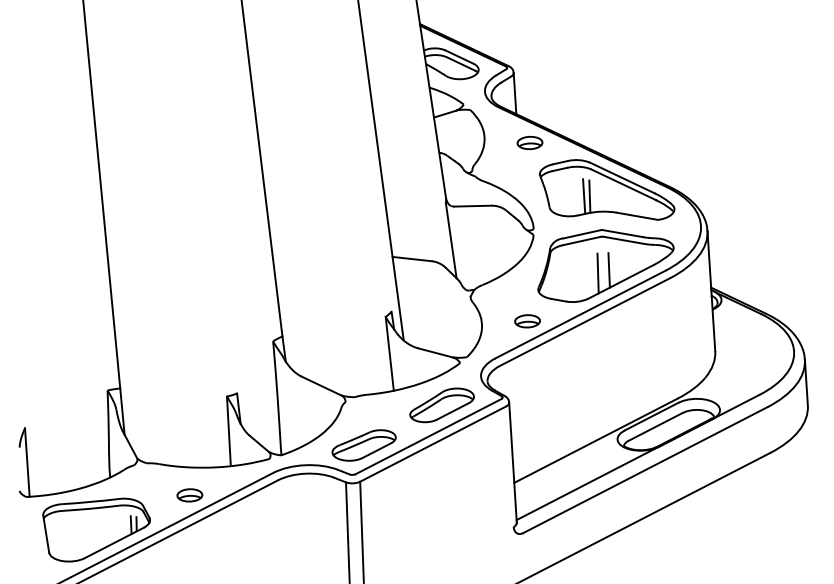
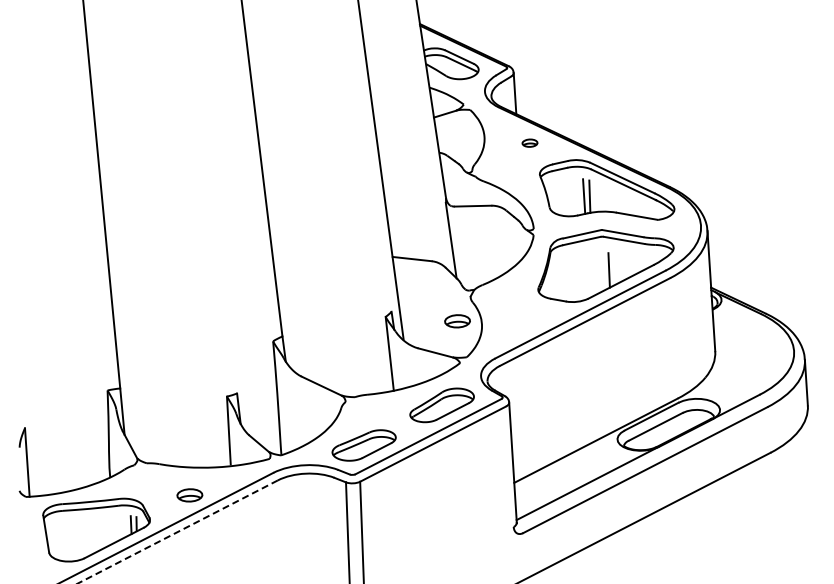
part size: 28x15 px -> 18x10 px (529, 142)
line: present -> none (597, 273)
part position: (527, 321) -> (457, 321) (457, 321)
line: solid -> dashed (177, 532)
